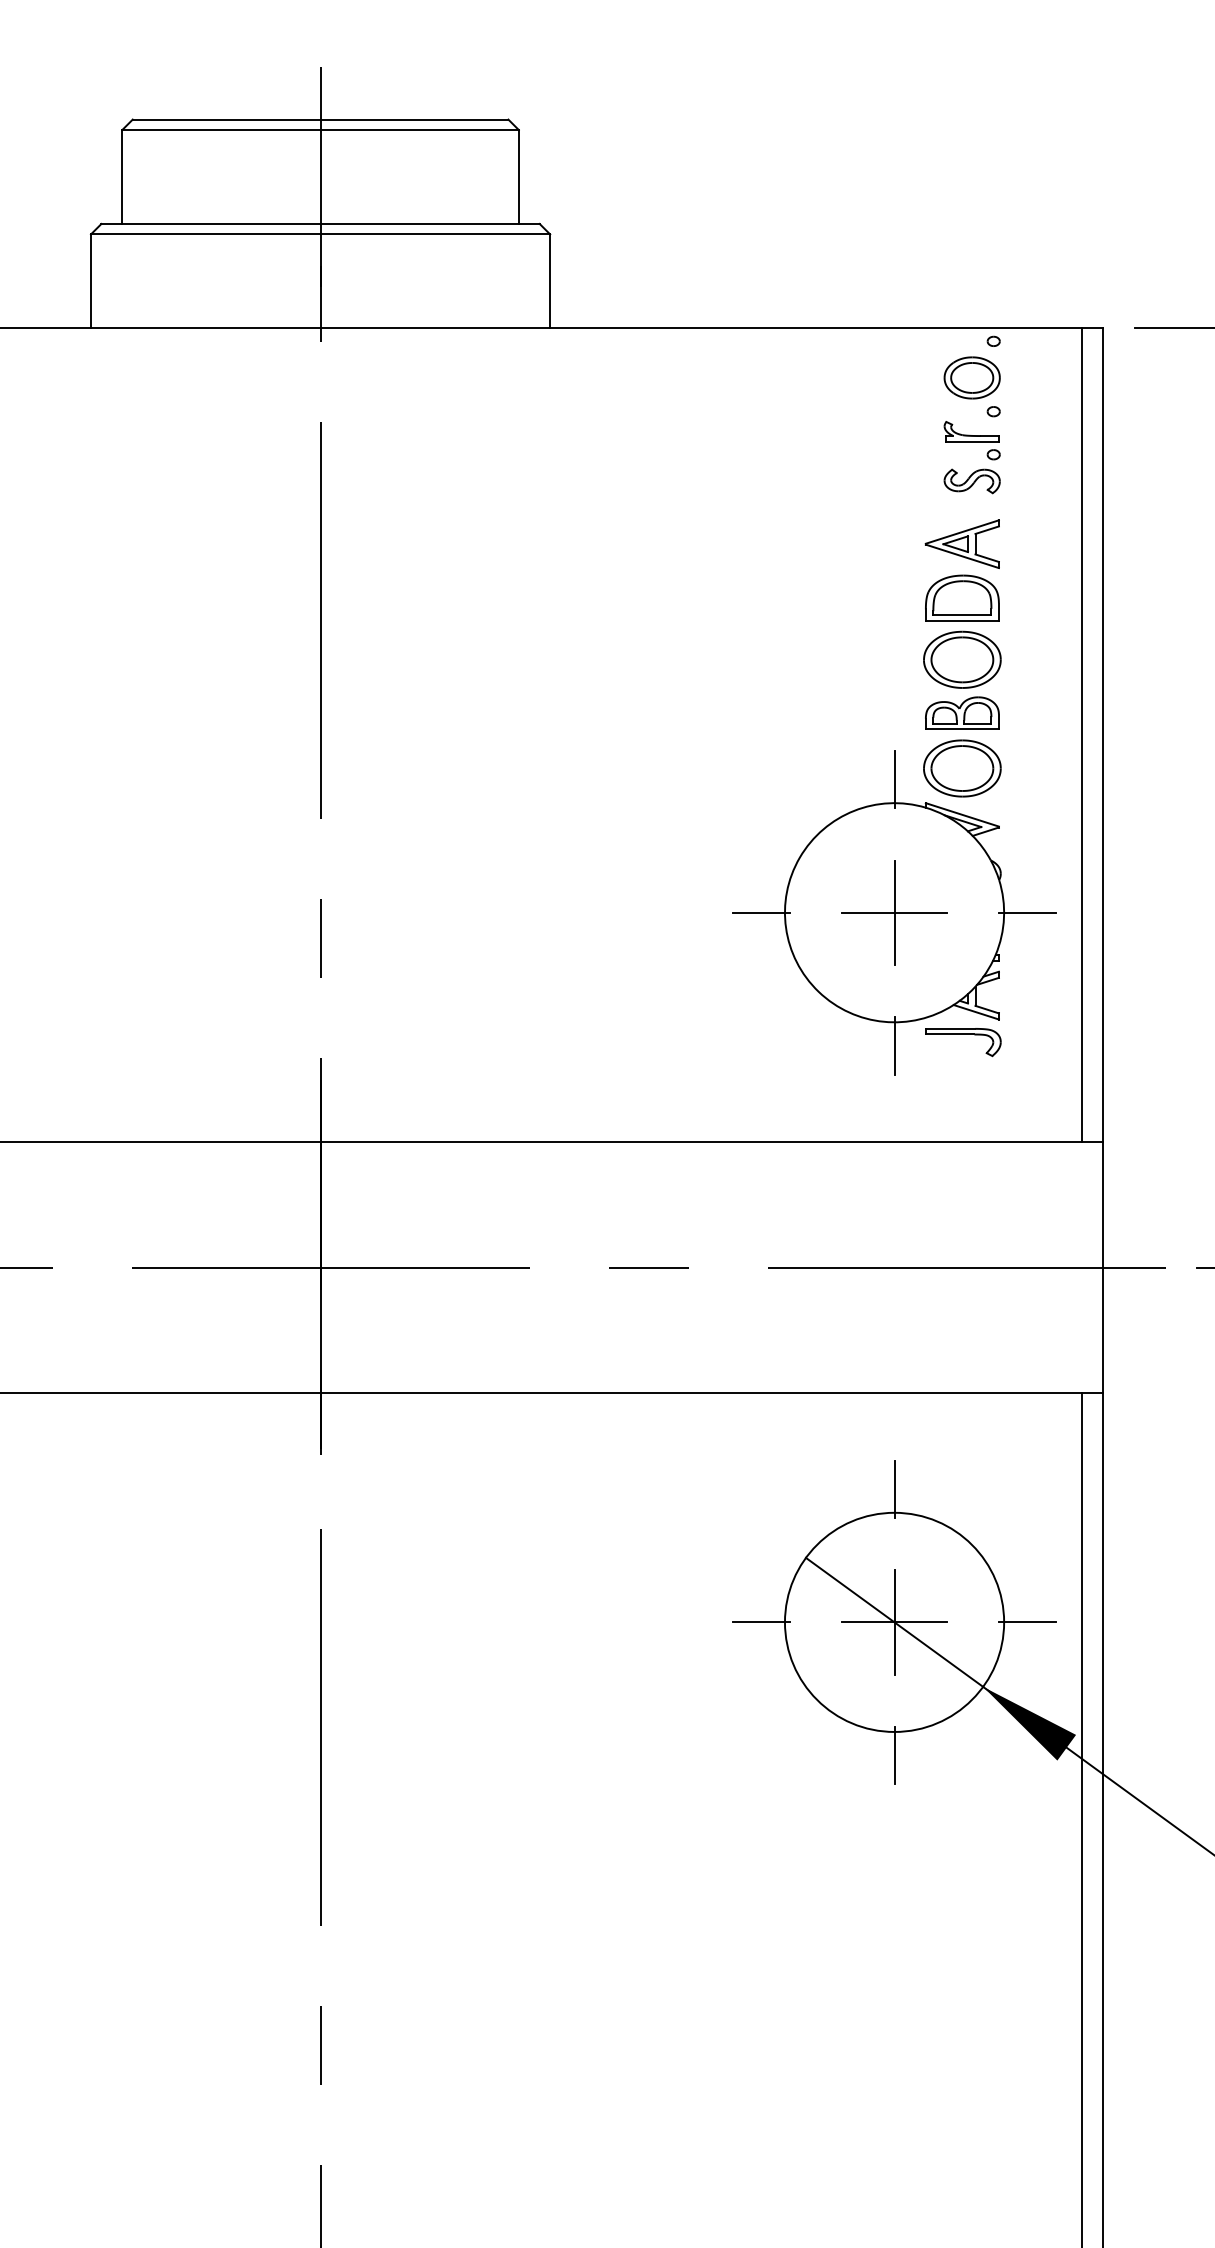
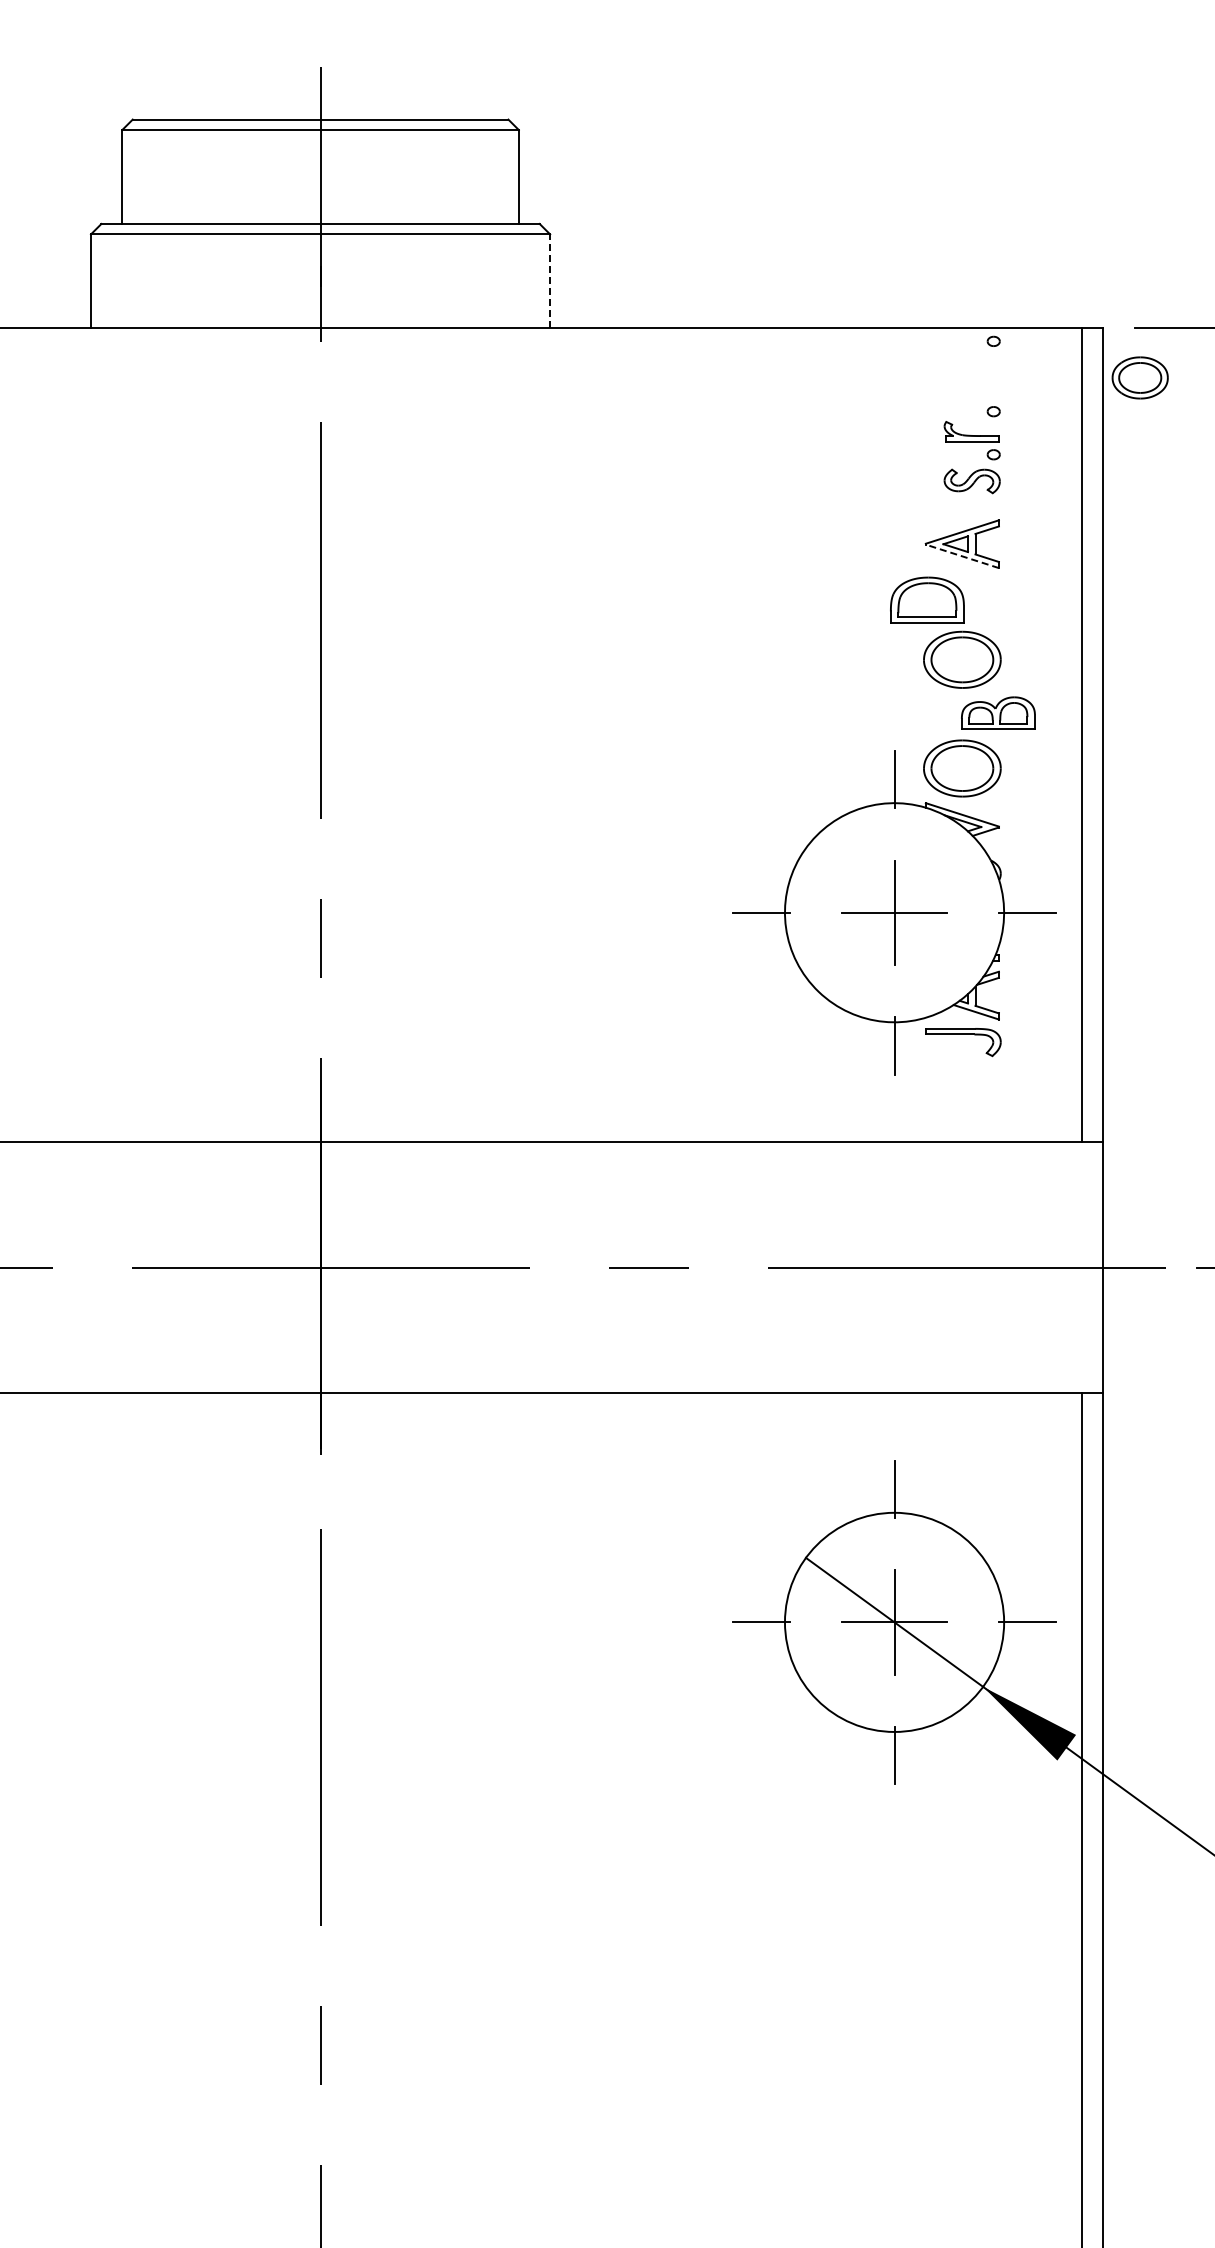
line: solid -> dashed (550, 281)
part position: (971, 377) -> (1139, 377) (1139, 377)
line: solid -> dashed (961, 556)
part position: (962, 597) -> (927, 599) (927, 599)
part position: (962, 712) -> (998, 712) (998, 712)
